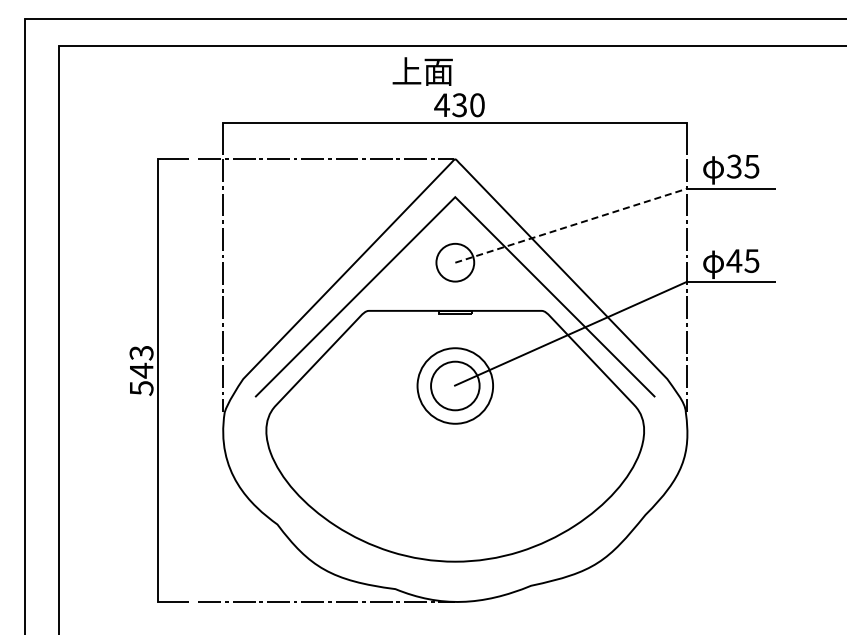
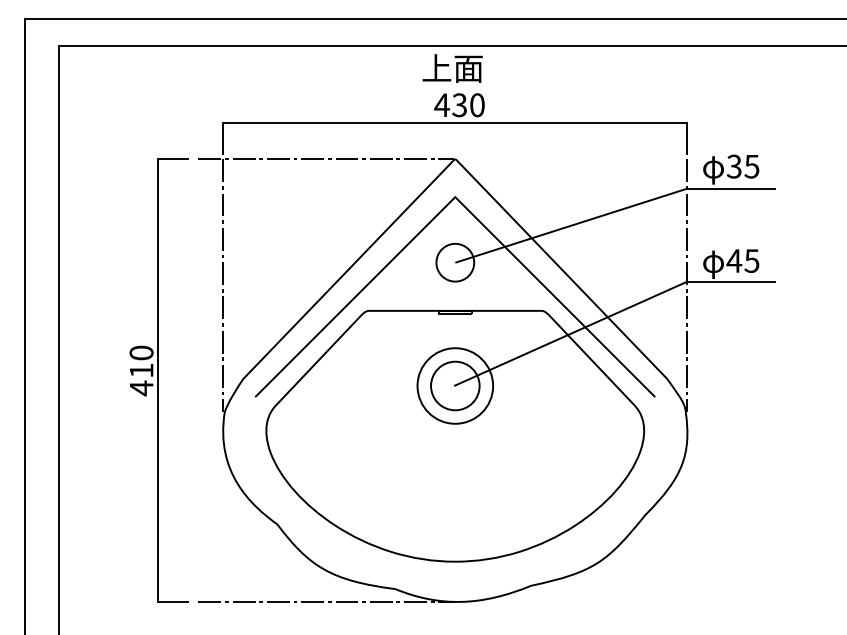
text position: (422, 71) -> (452, 68) (452, 68)
line: dashed -> solid (571, 225)
text: 543 -> 410 (141, 370)
